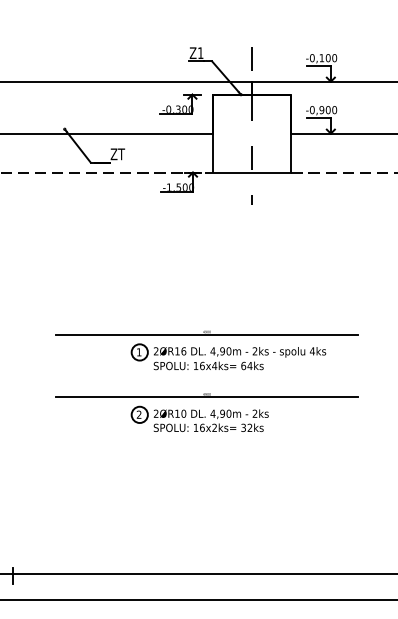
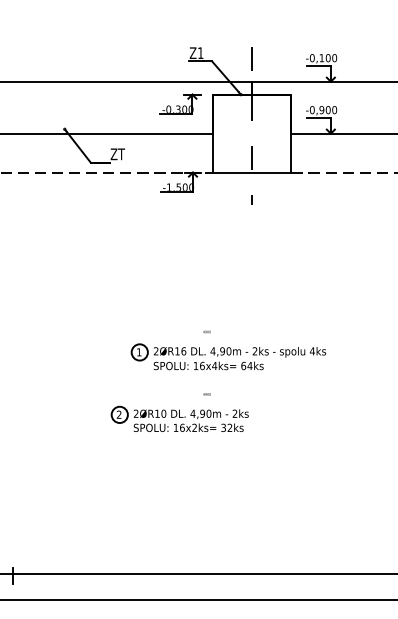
line: present -> none (207, 334)
line: present -> none (207, 397)
part position: (199, 418) -> (179, 418) (179, 418)
